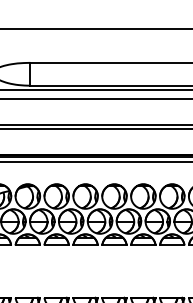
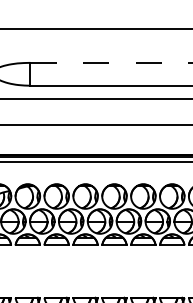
line: solid -> dashed (111, 62)
line: present -> none (95, 89)
line: present -> none (95, 129)
